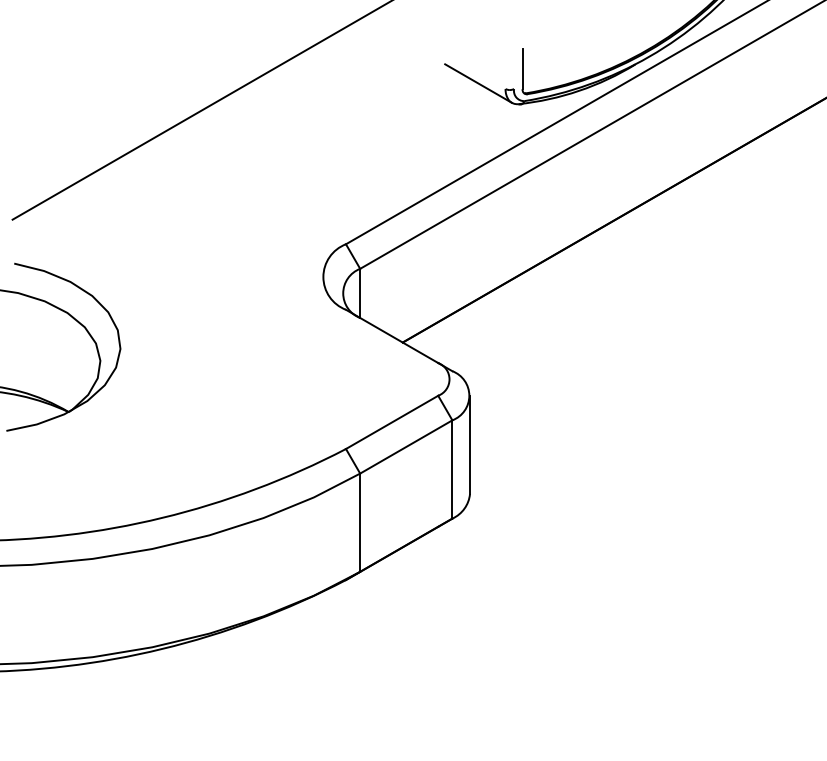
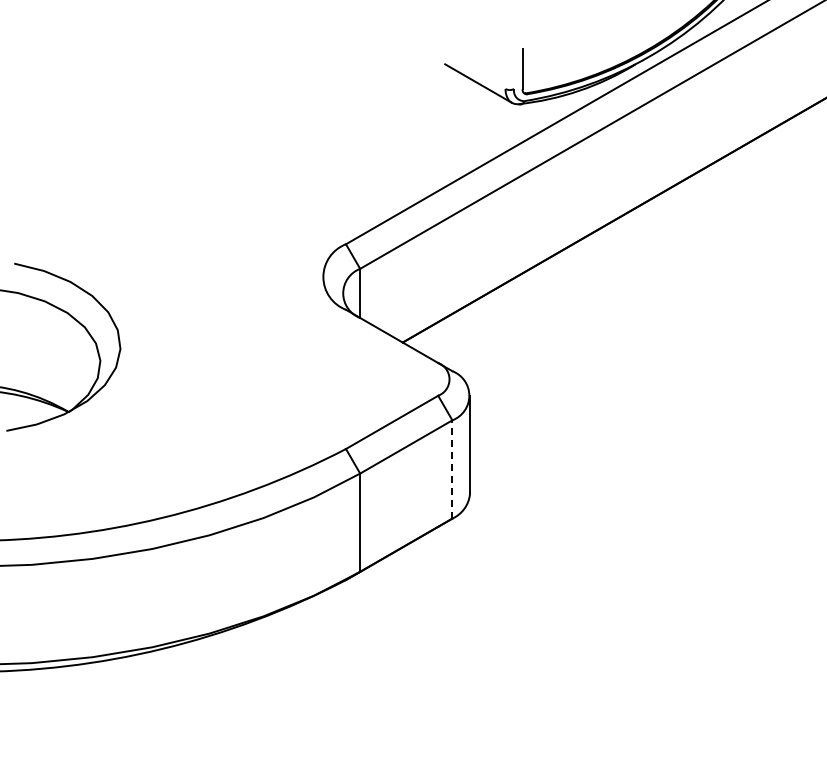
line: present -> none (200, 110)
line: solid -> dashed (452, 469)
